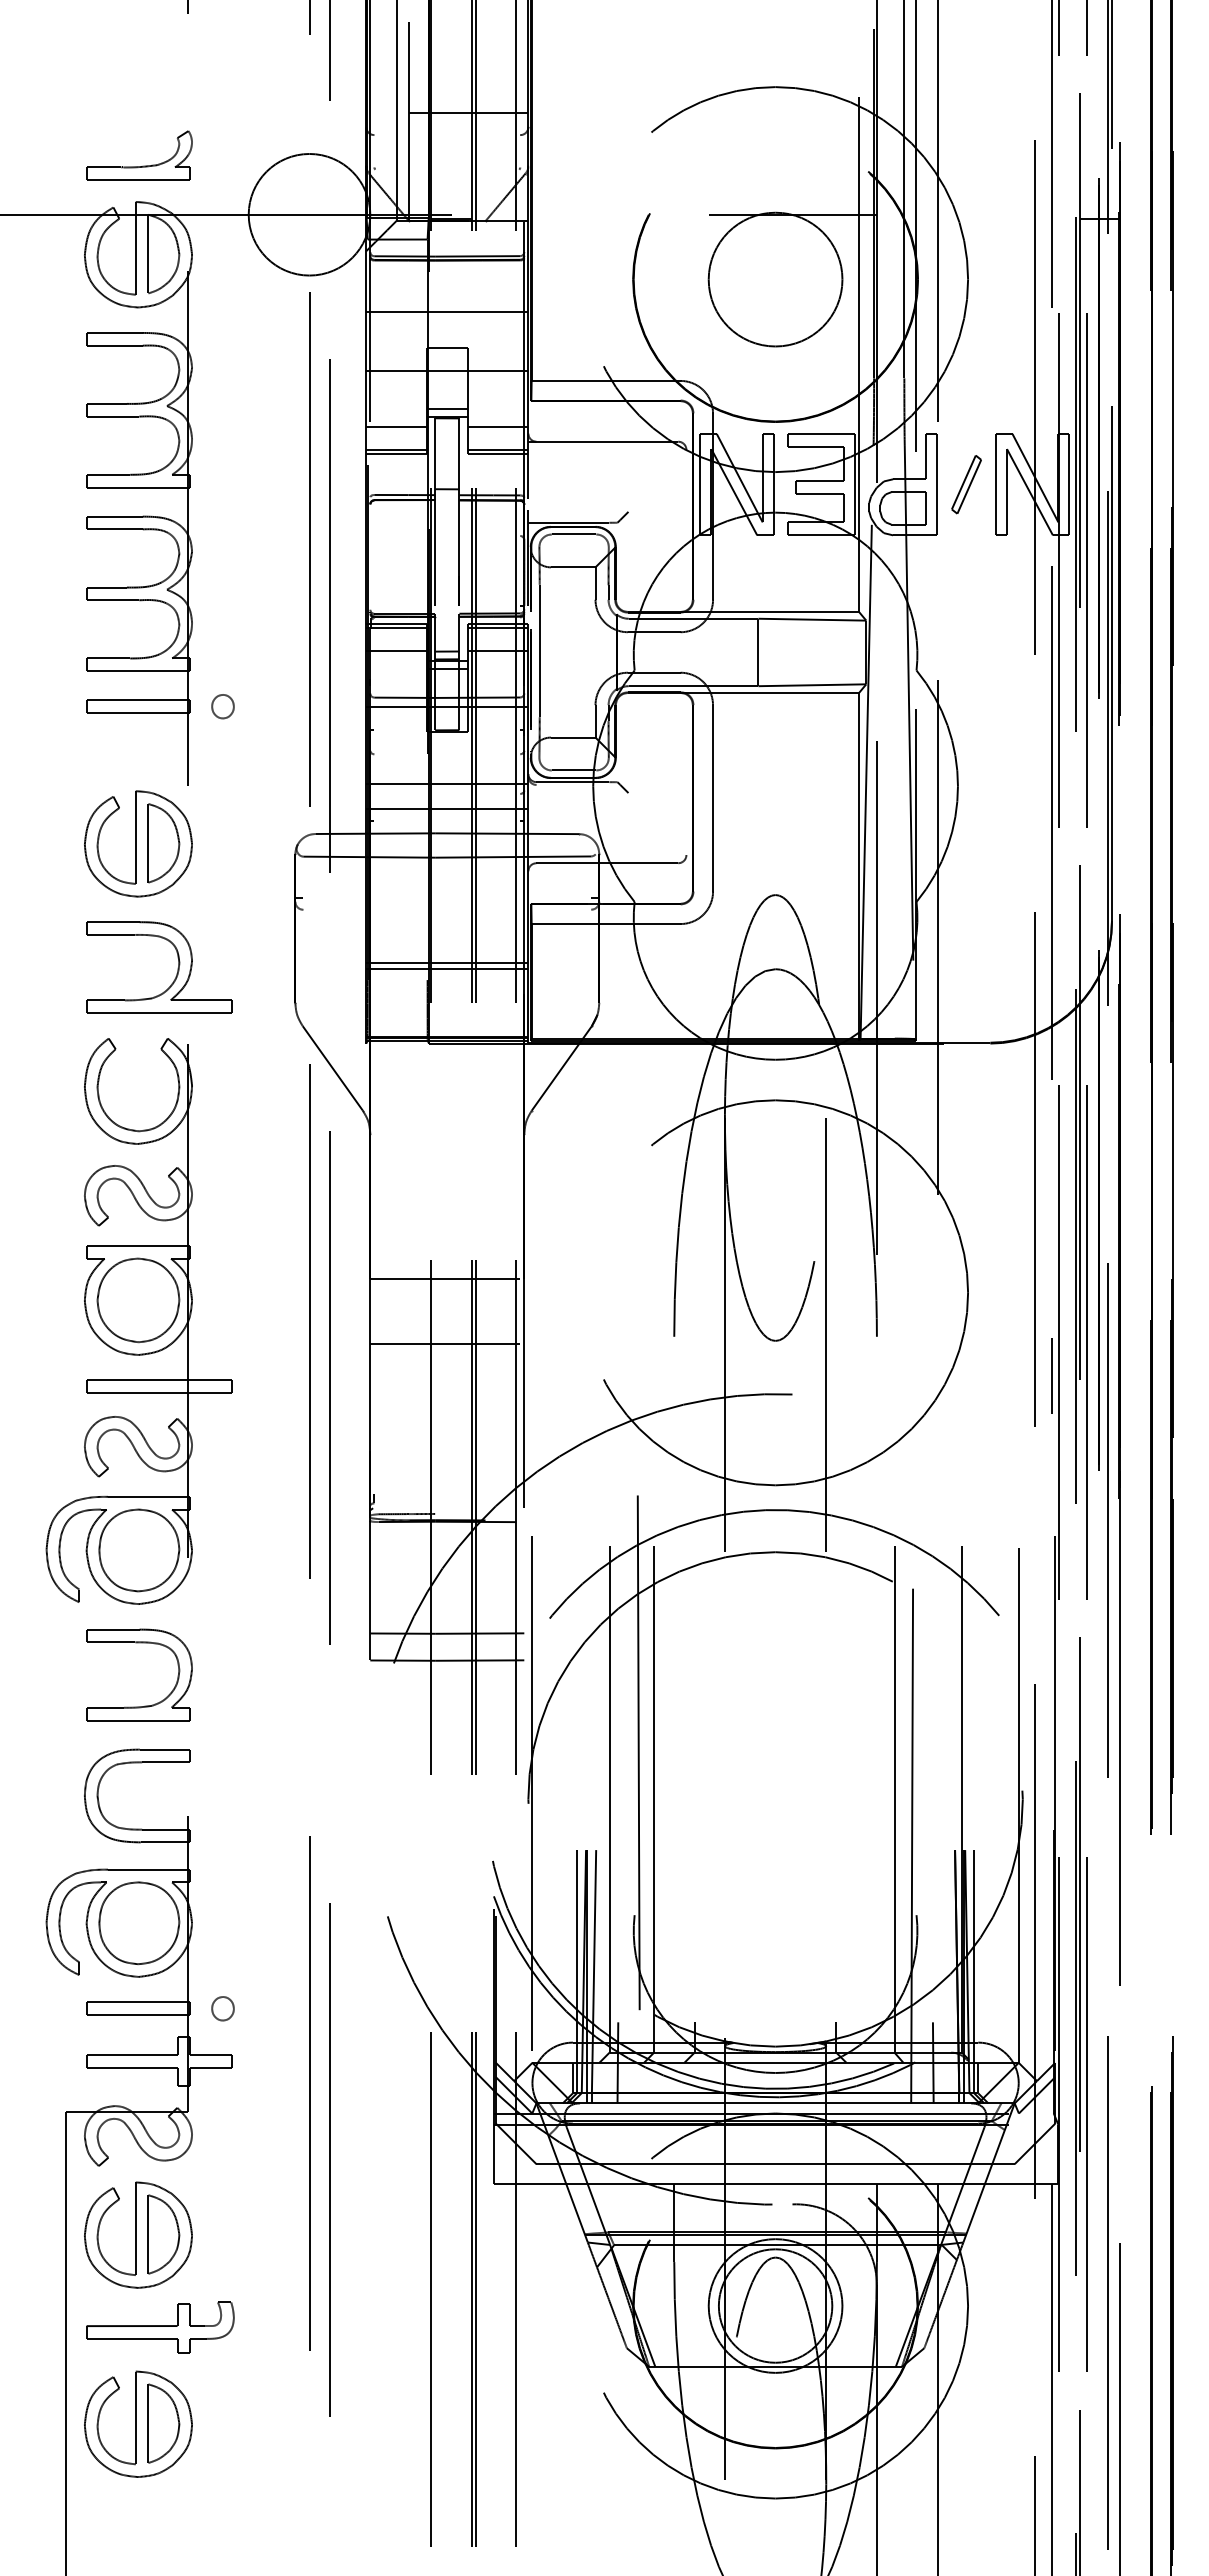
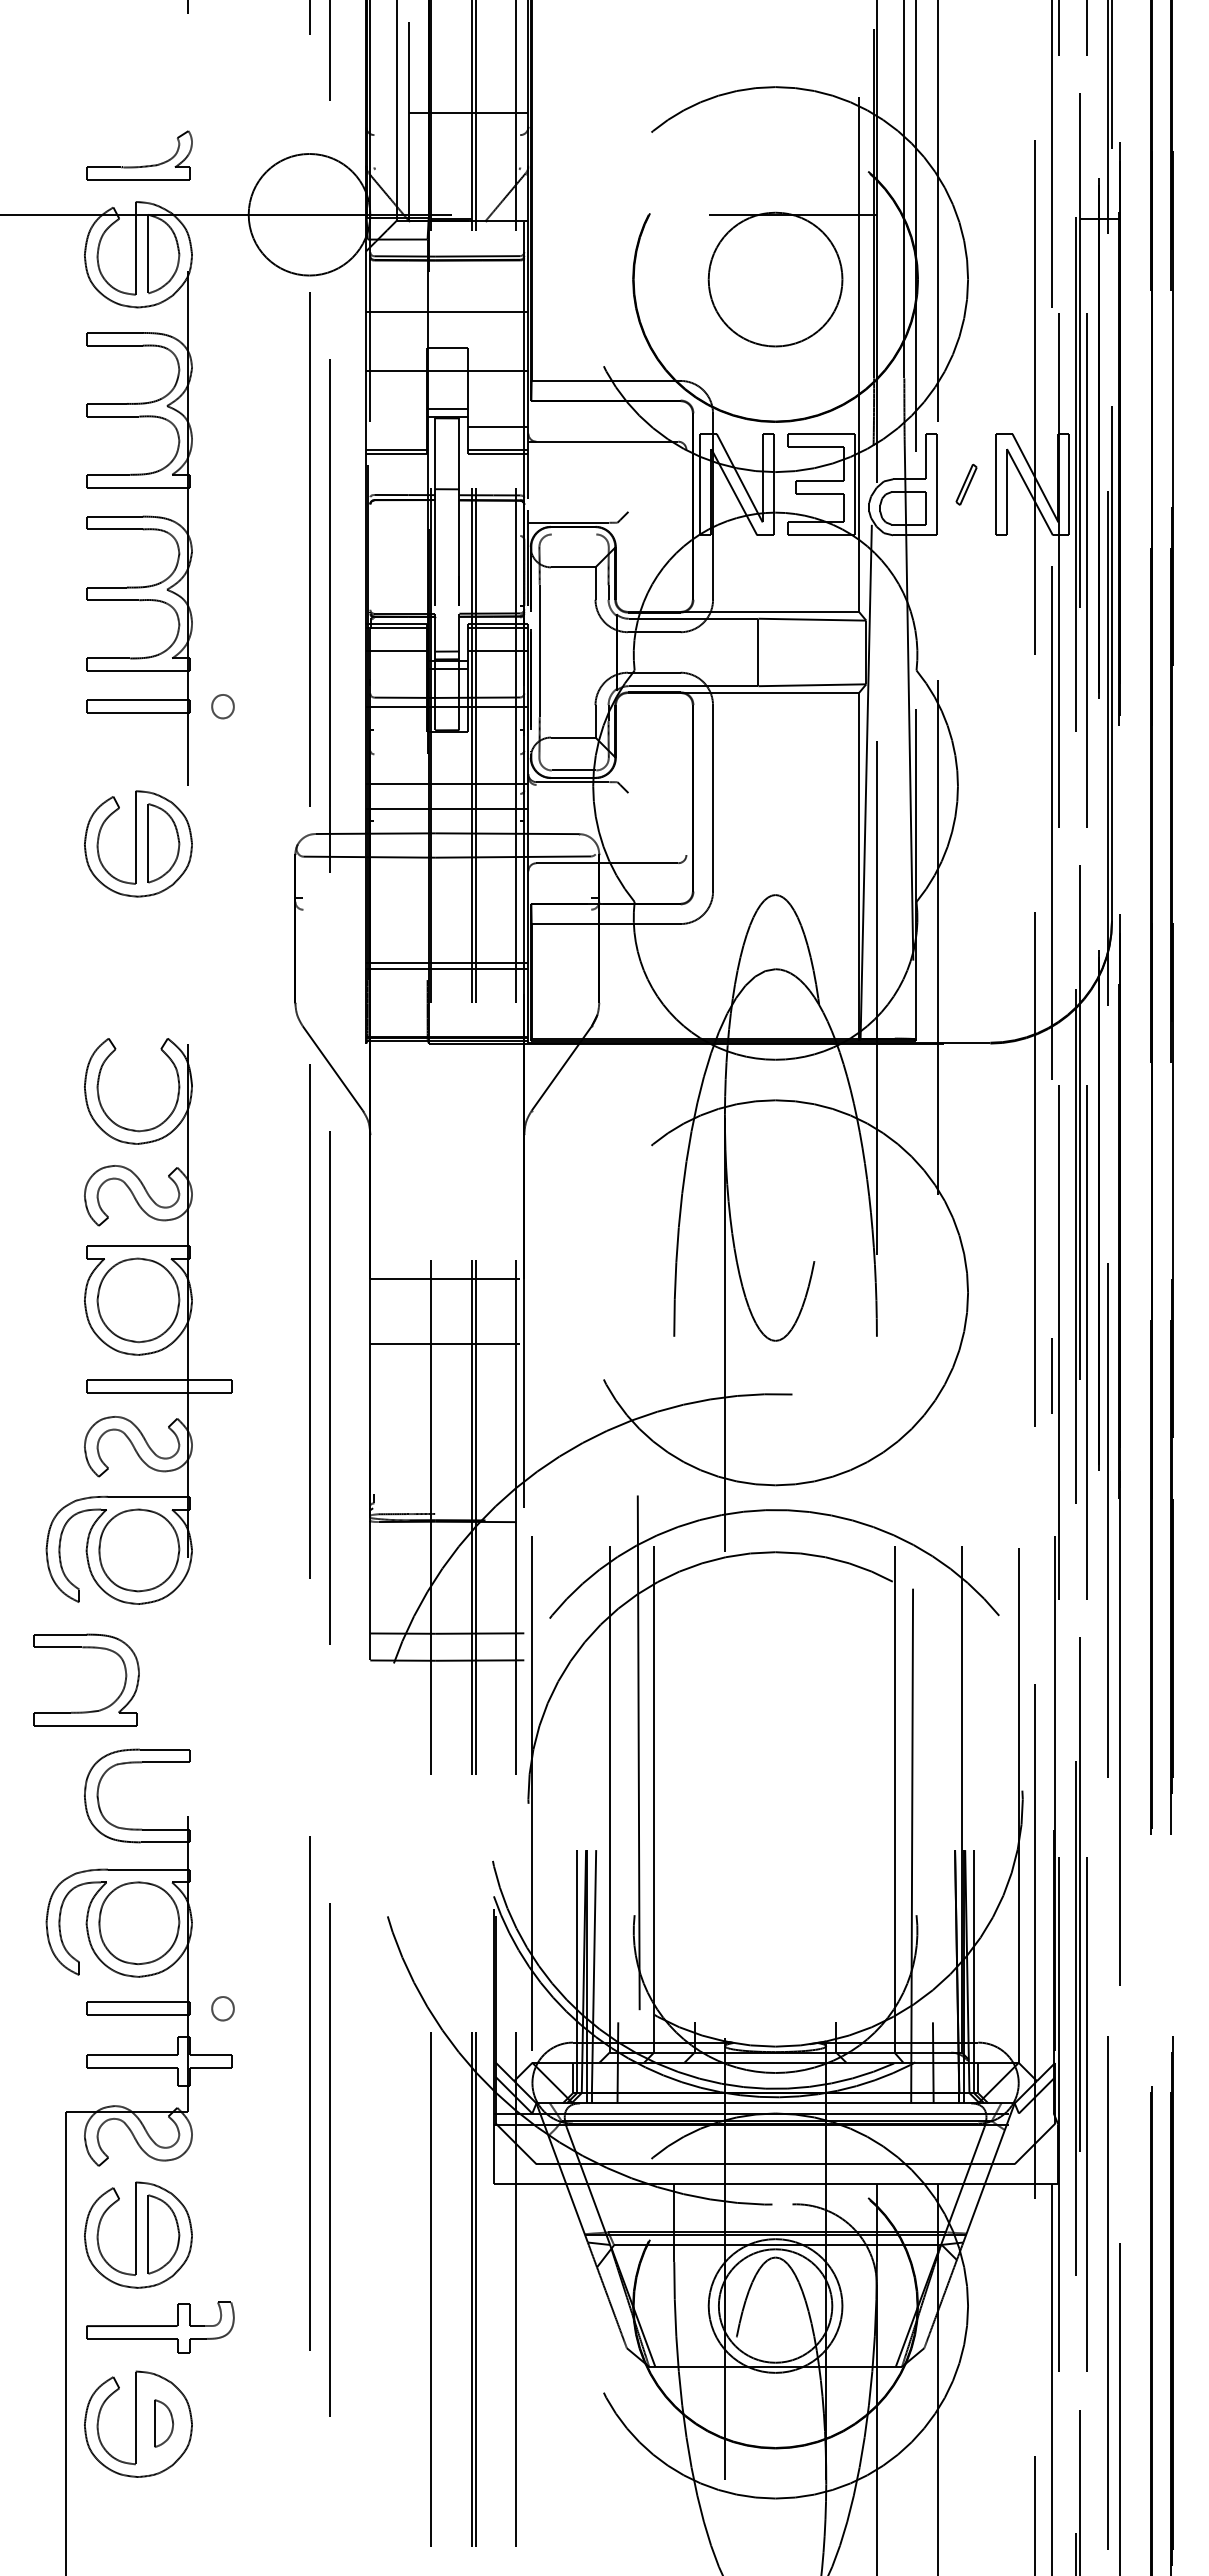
line: present -> none (396, 426)
part size: 31x60 px -> 23x43 px (966, 484)
line: present -> none (573, 534)
part: present -> none (177, 968)
line: present -> none (826, 1334)
part position: (139, 1643) -> (86, 1648) (86, 1648)
part size: 34x81 px -> 21x49 px (164, 2423)
